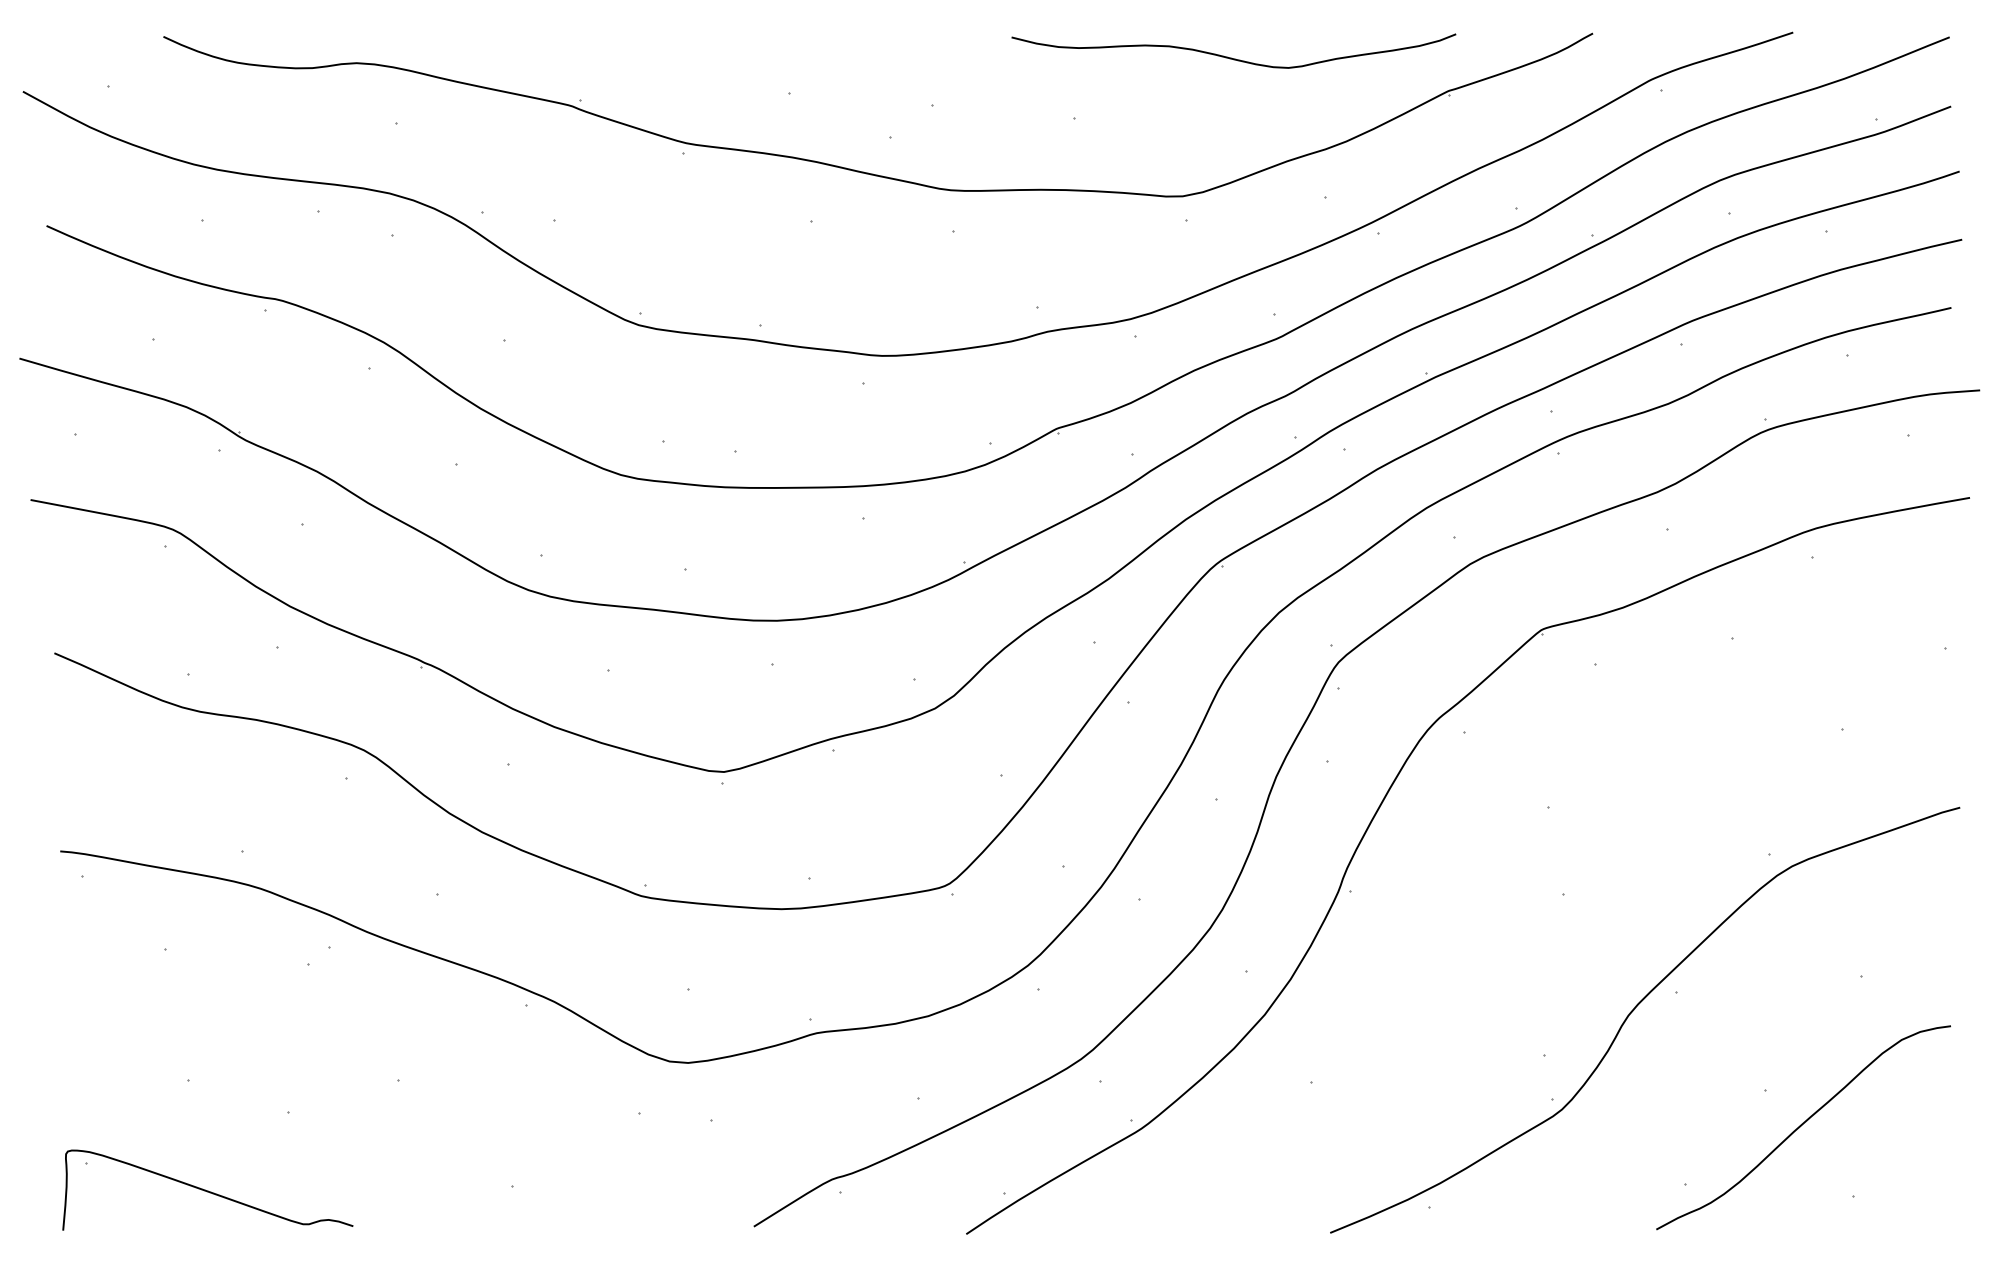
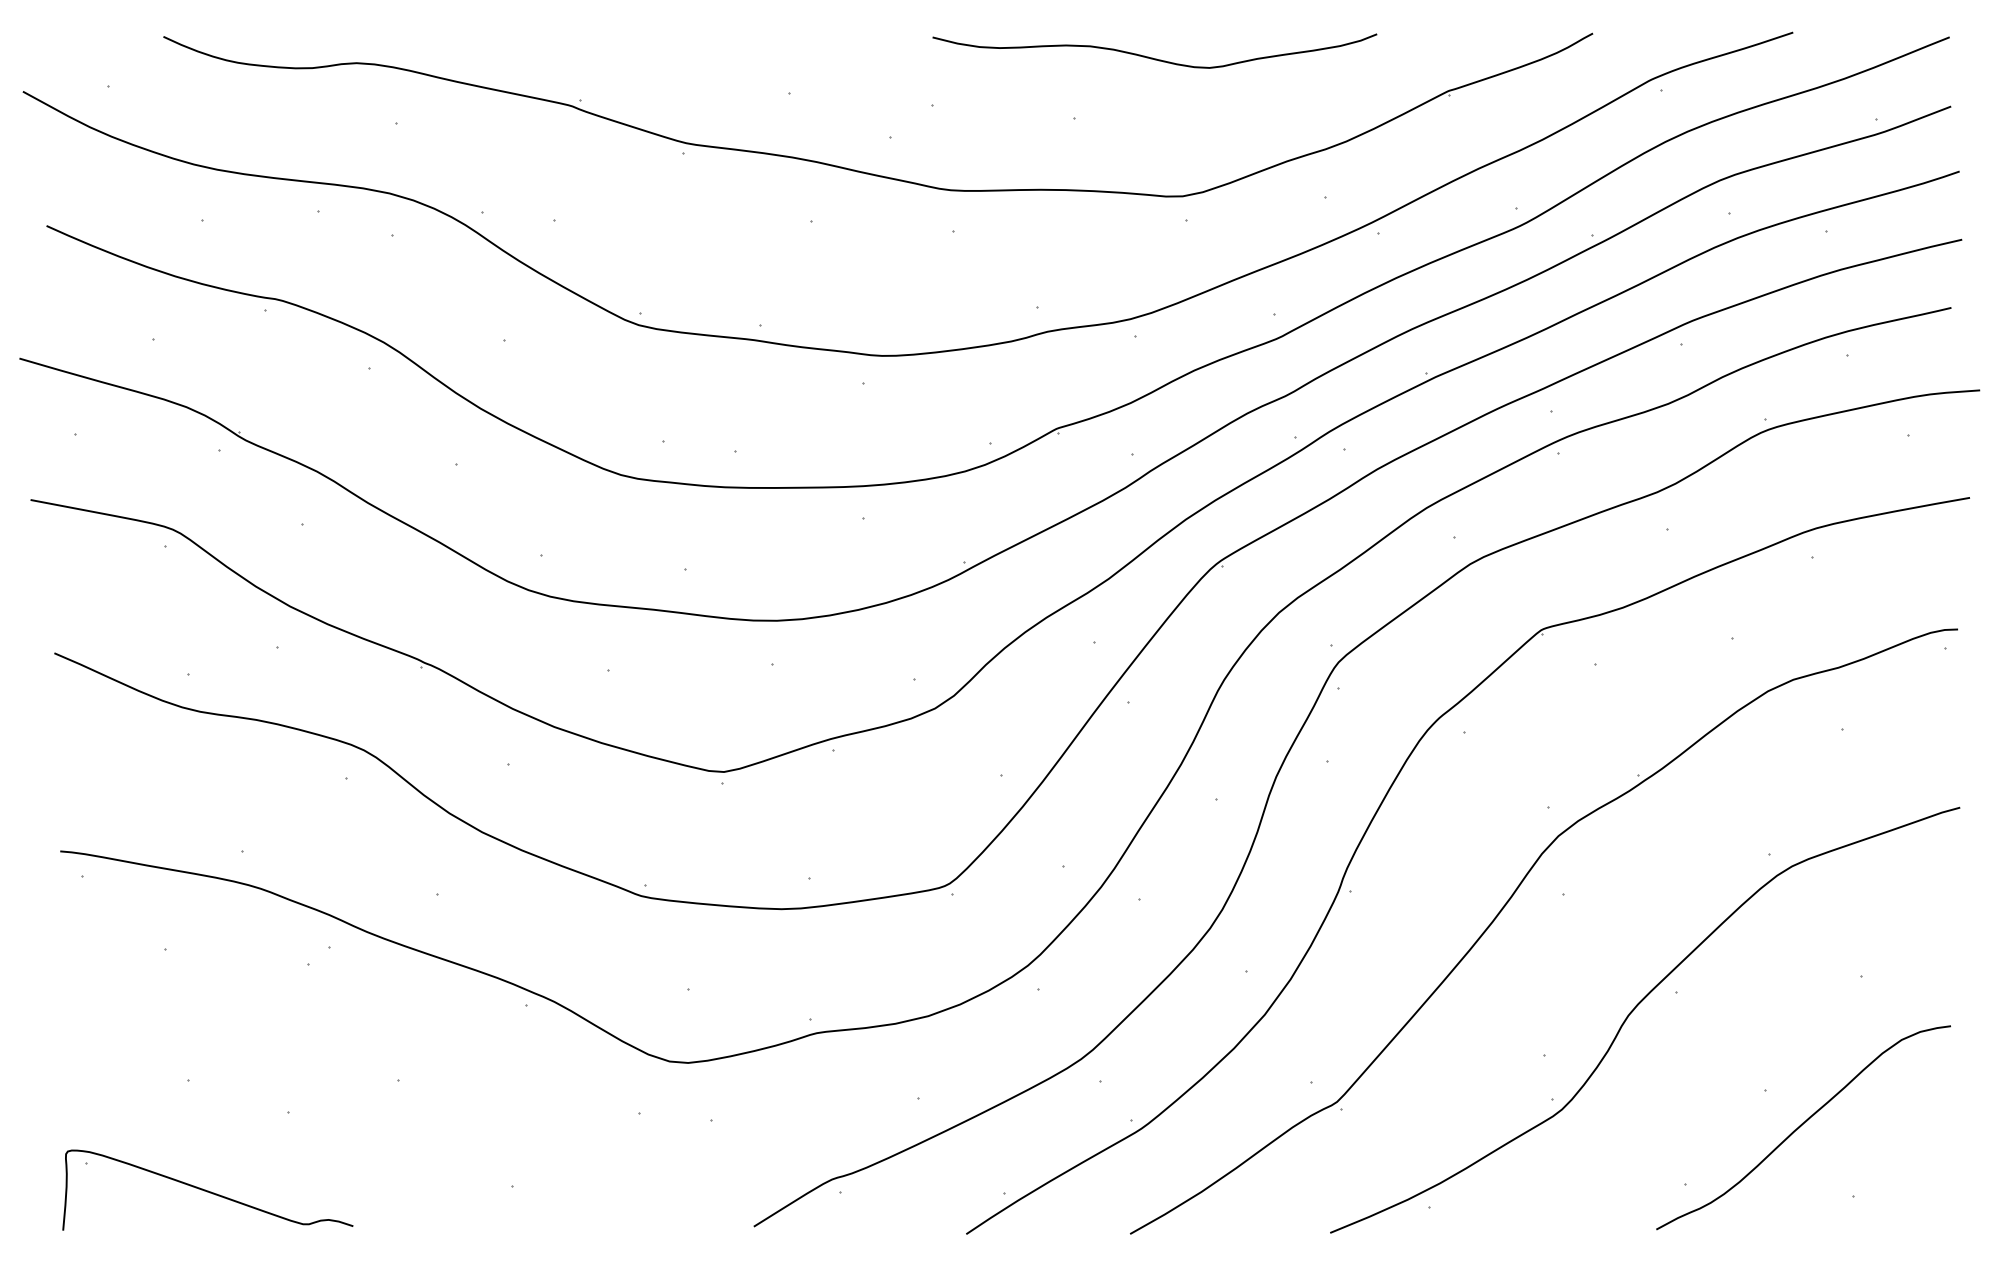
curve position: (1231, 57) -> (1152, 57) (1152, 57)
part: none -> present (1506, 905)
